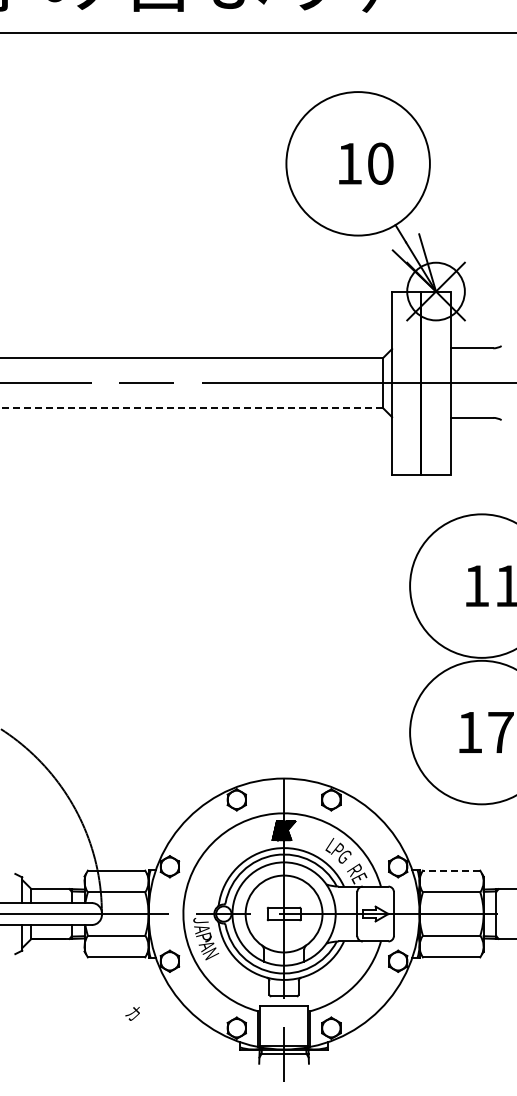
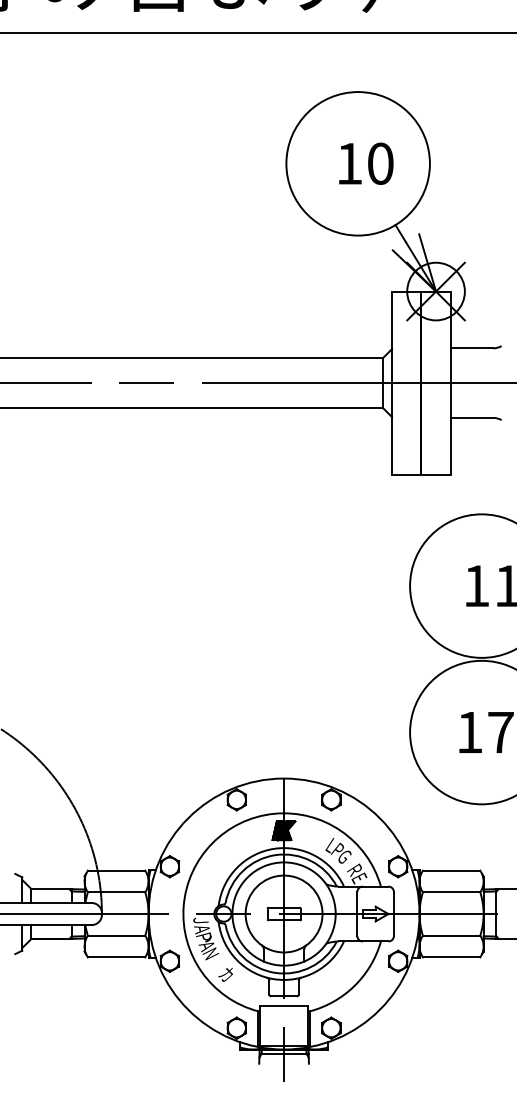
line: dashed -> solid (191, 408)
line: dashed -> solid (451, 870)
text position: (132, 1013) -> (225, 974) (225, 974)
